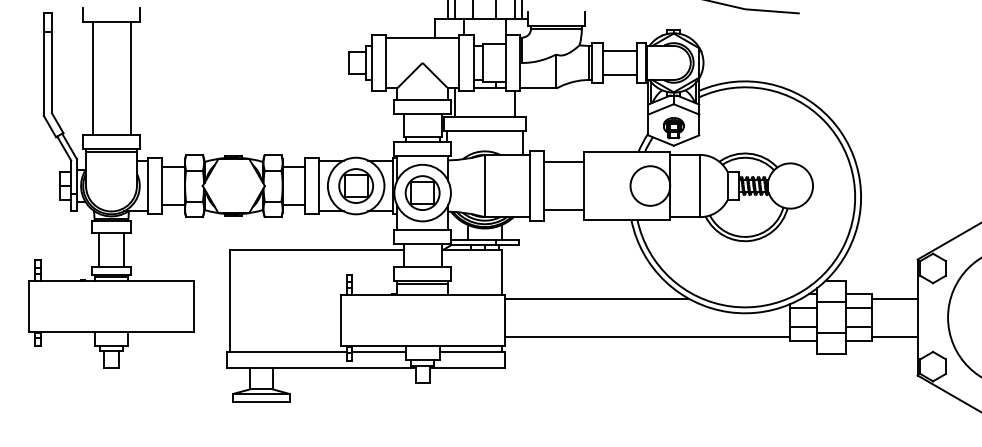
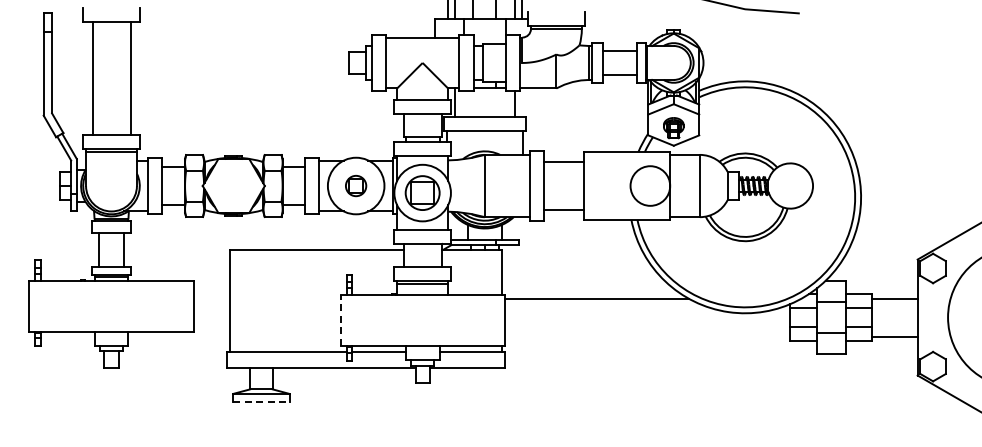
part size: 36x36 px -> 23x23 px (356, 186)
line: solid -> dashed (340, 319)
line: present -> none (647, 336)
line: solid -> dashed (261, 402)
